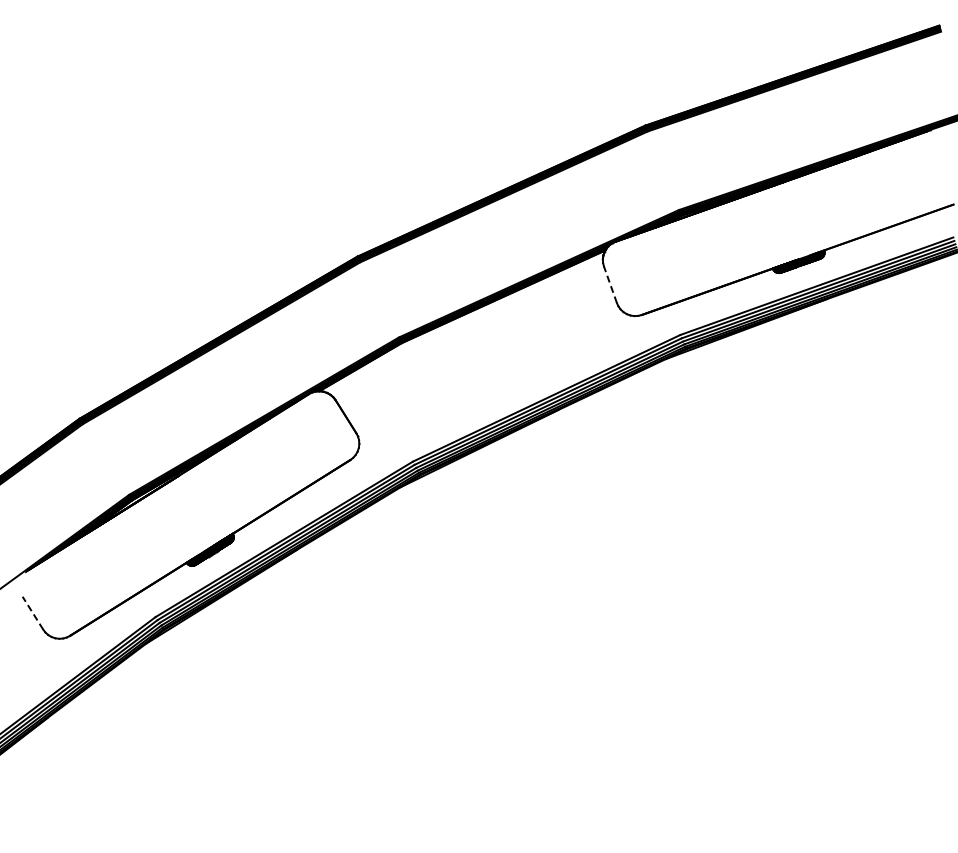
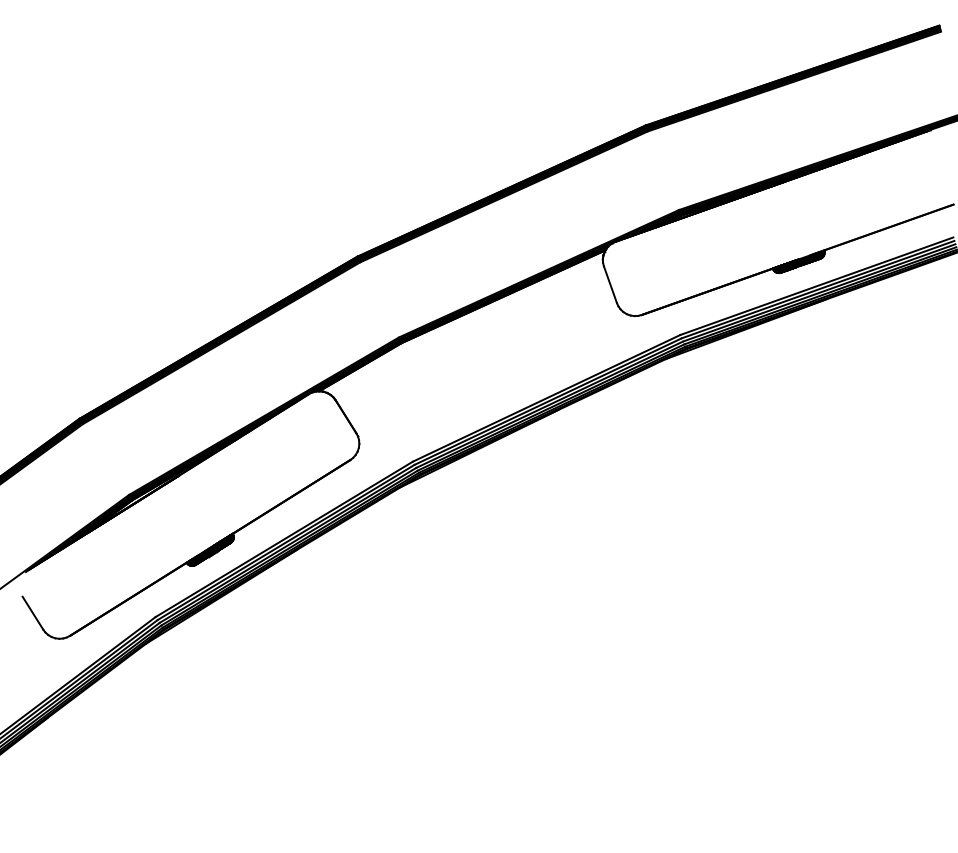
line: dashed -> solid (610, 284)
line: dashed -> solid (32, 612)
